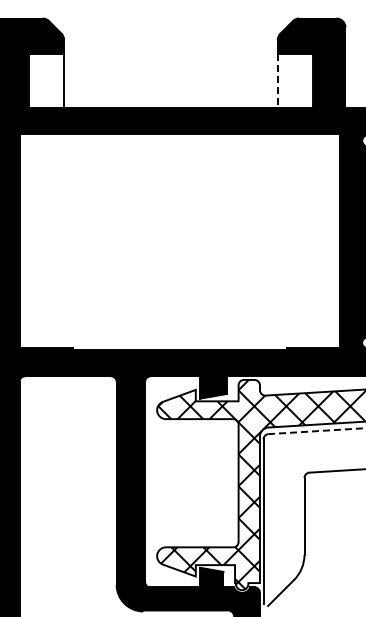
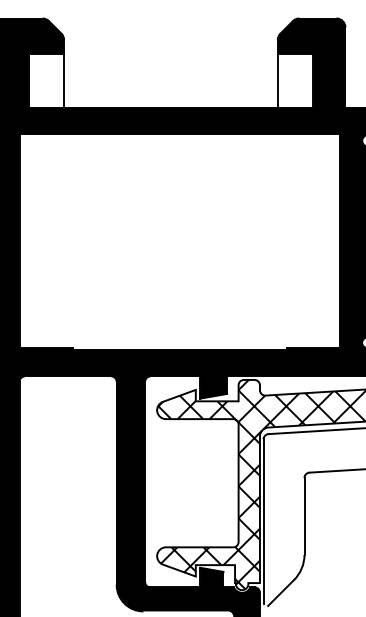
line: dashed -> solid (277, 80)
line: dashed -> solid (316, 431)
